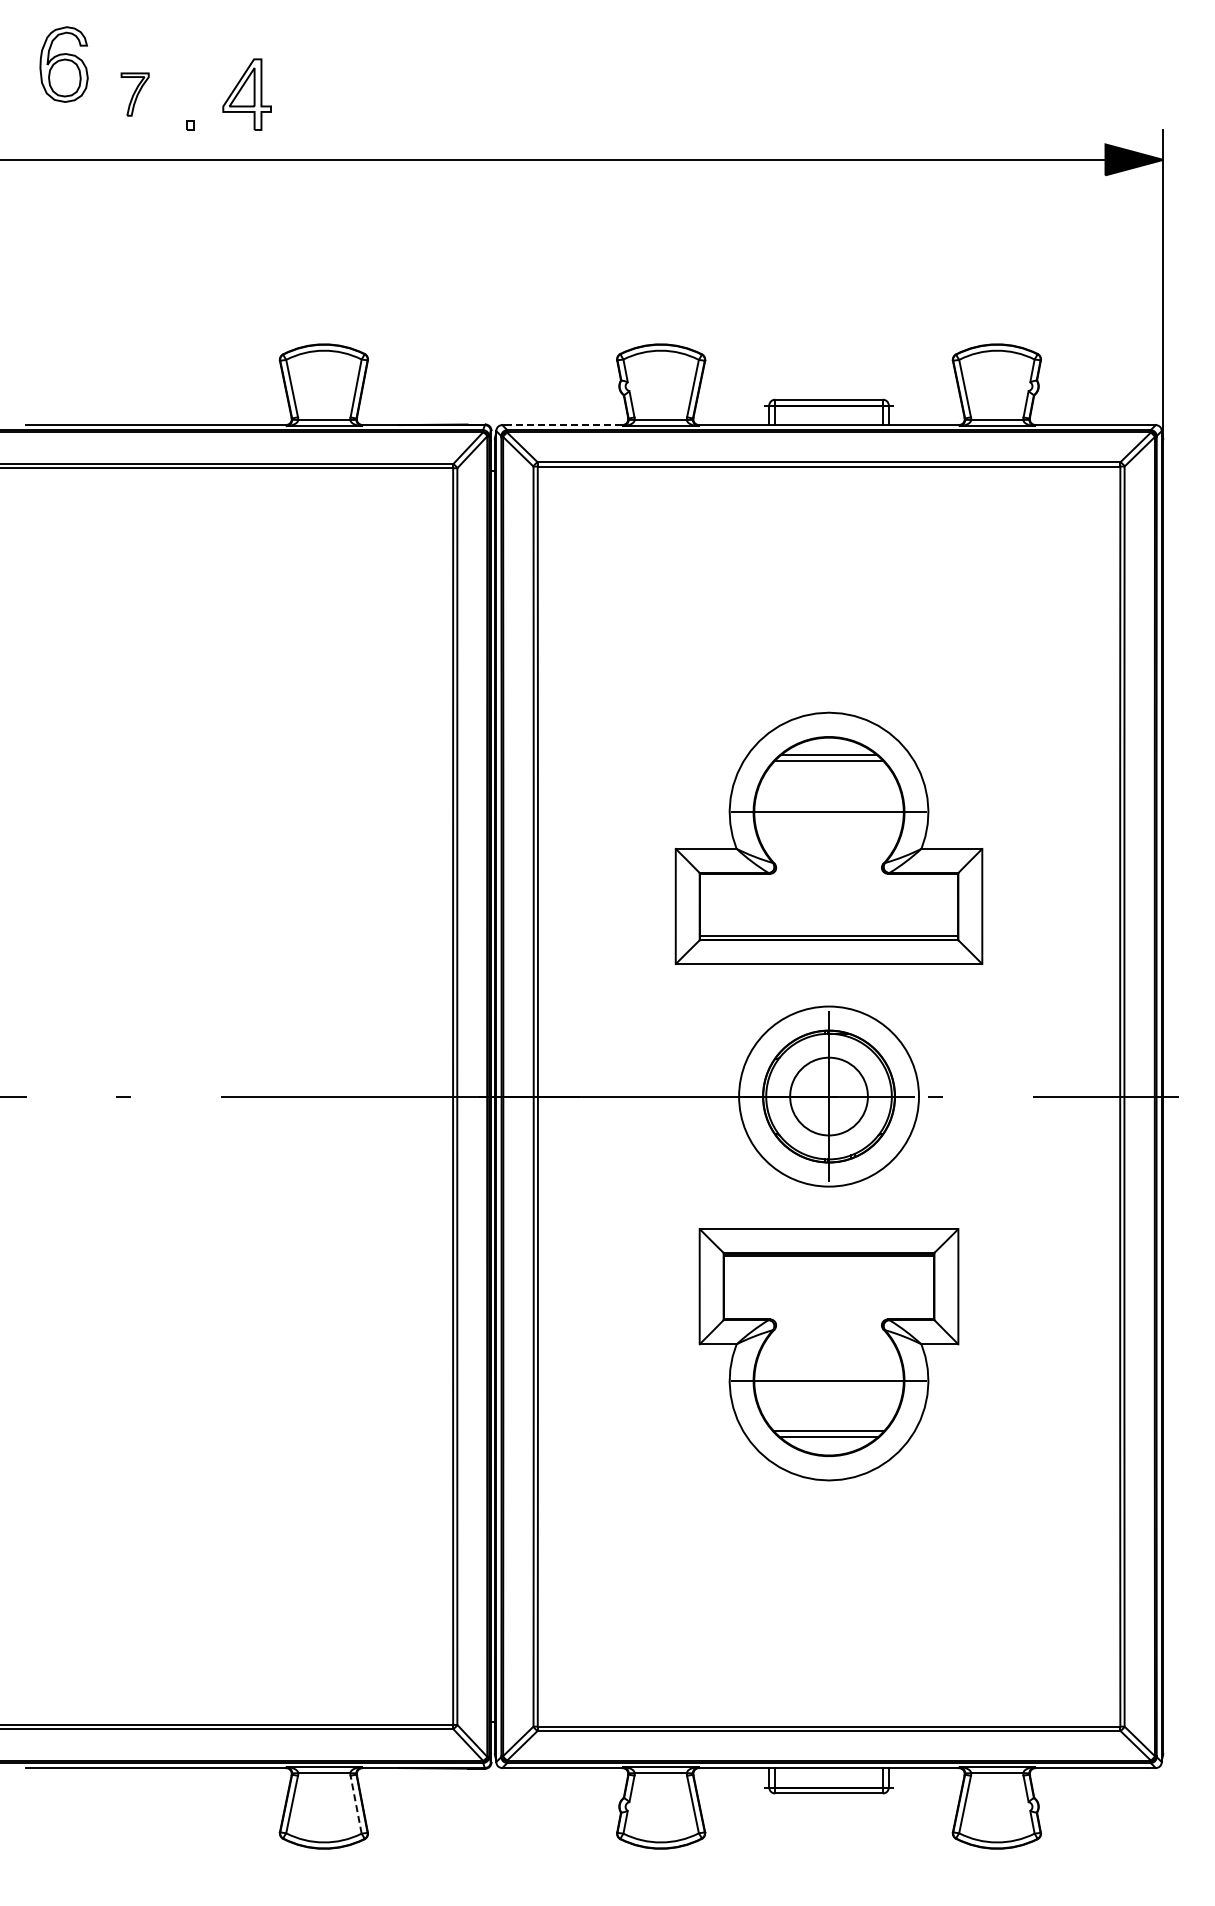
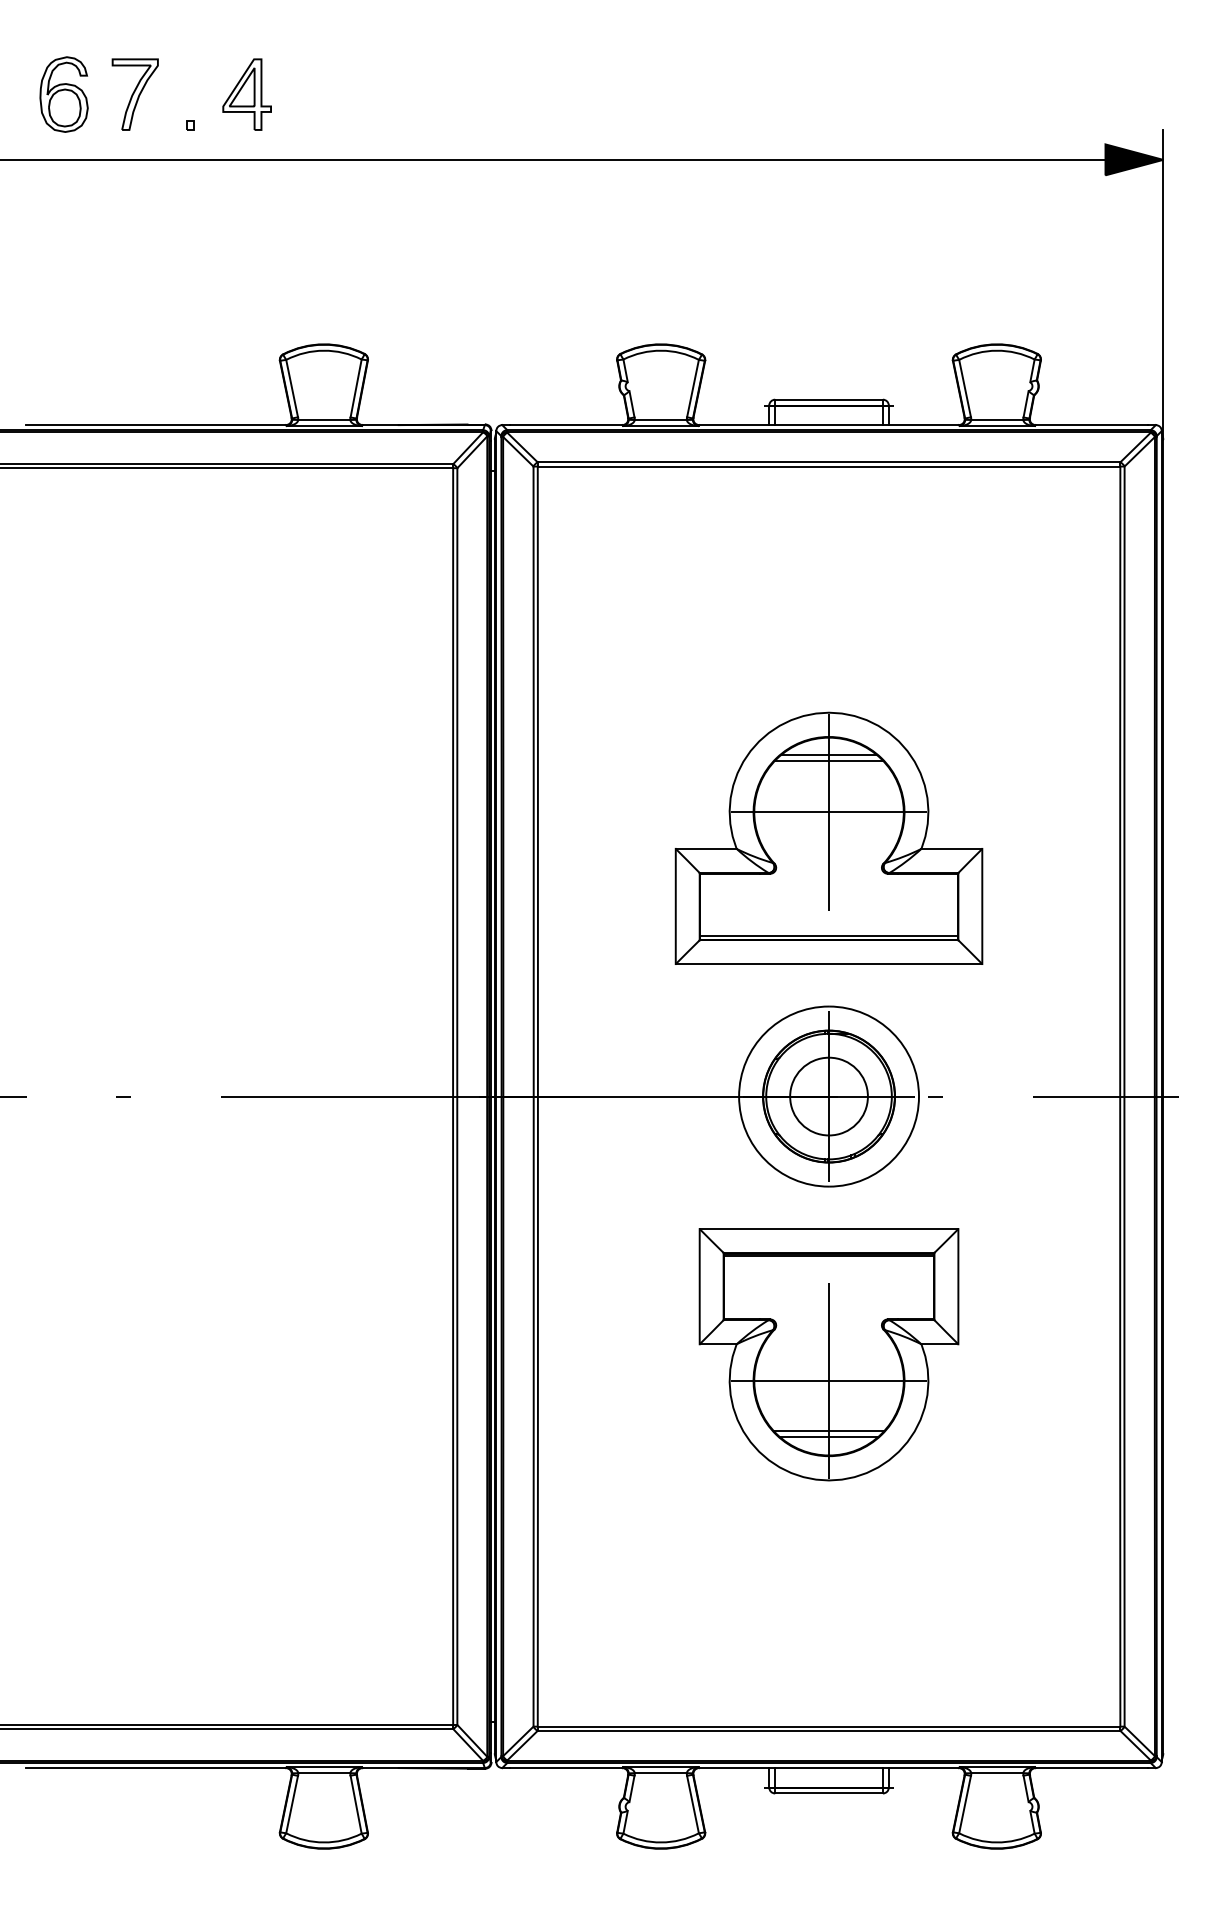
part position: (63, 64) -> (63, 94) (63, 94)
part size: 30x45 px -> 48x73 px (134, 94)
line: dashed -> solid (565, 425)
line: none -> present (829, 812)
line: none -> present (829, 1380)
line: dashed -> solid (356, 1804)
